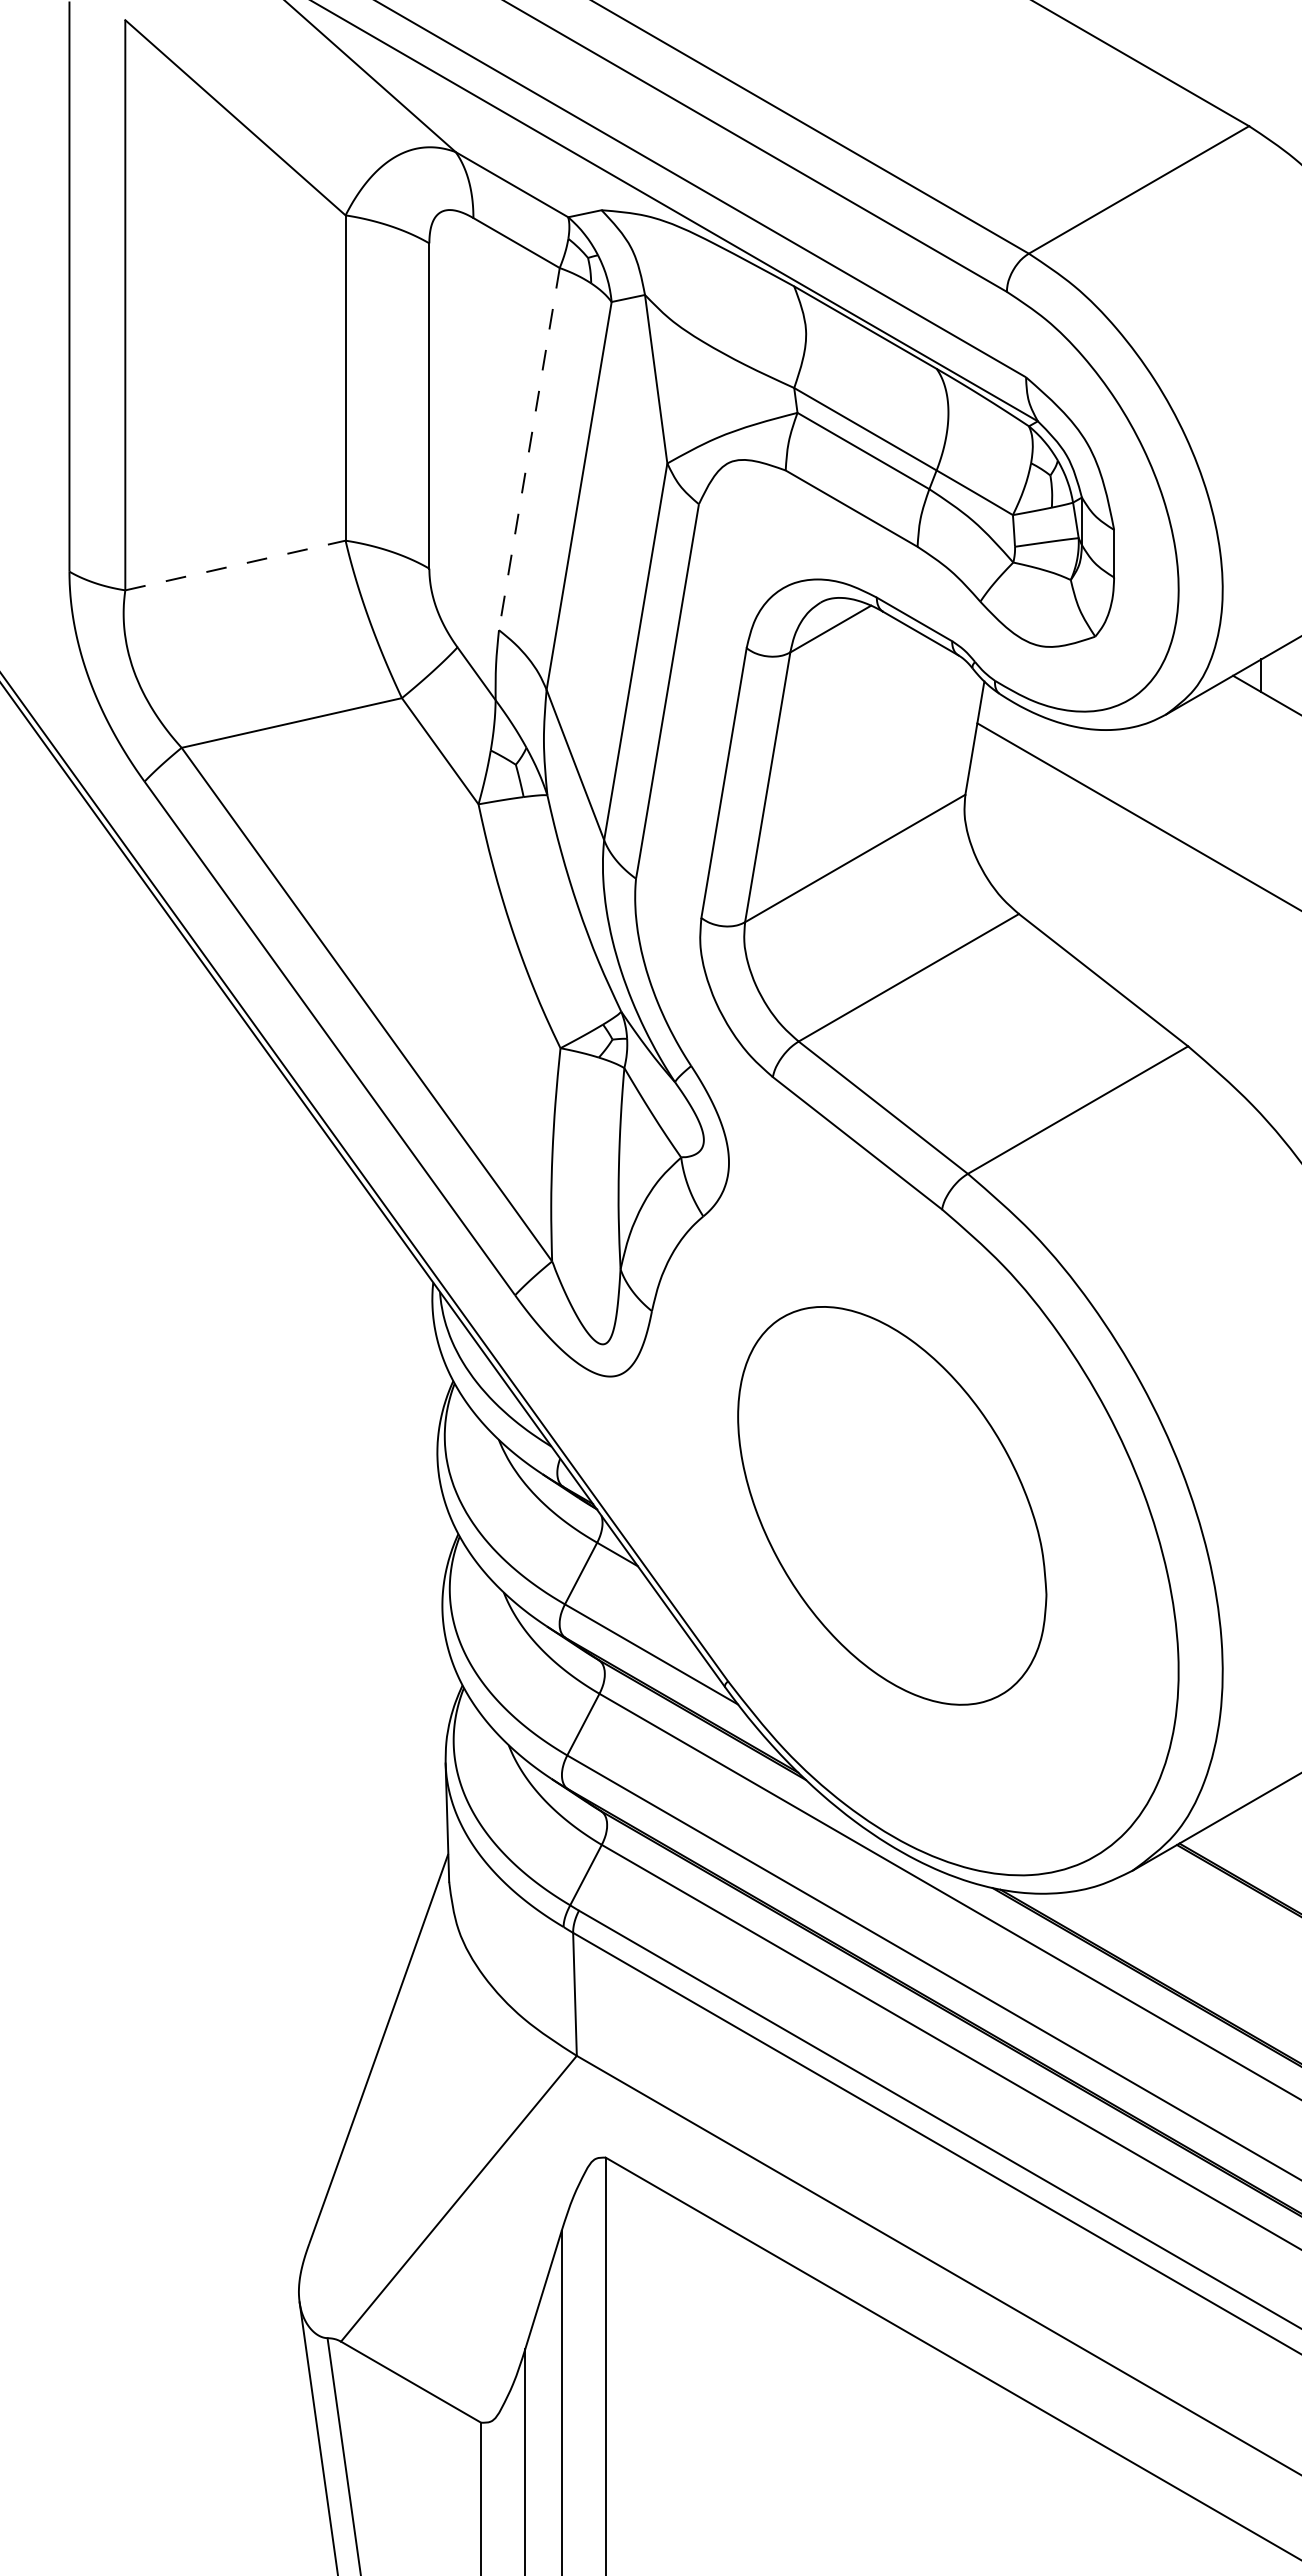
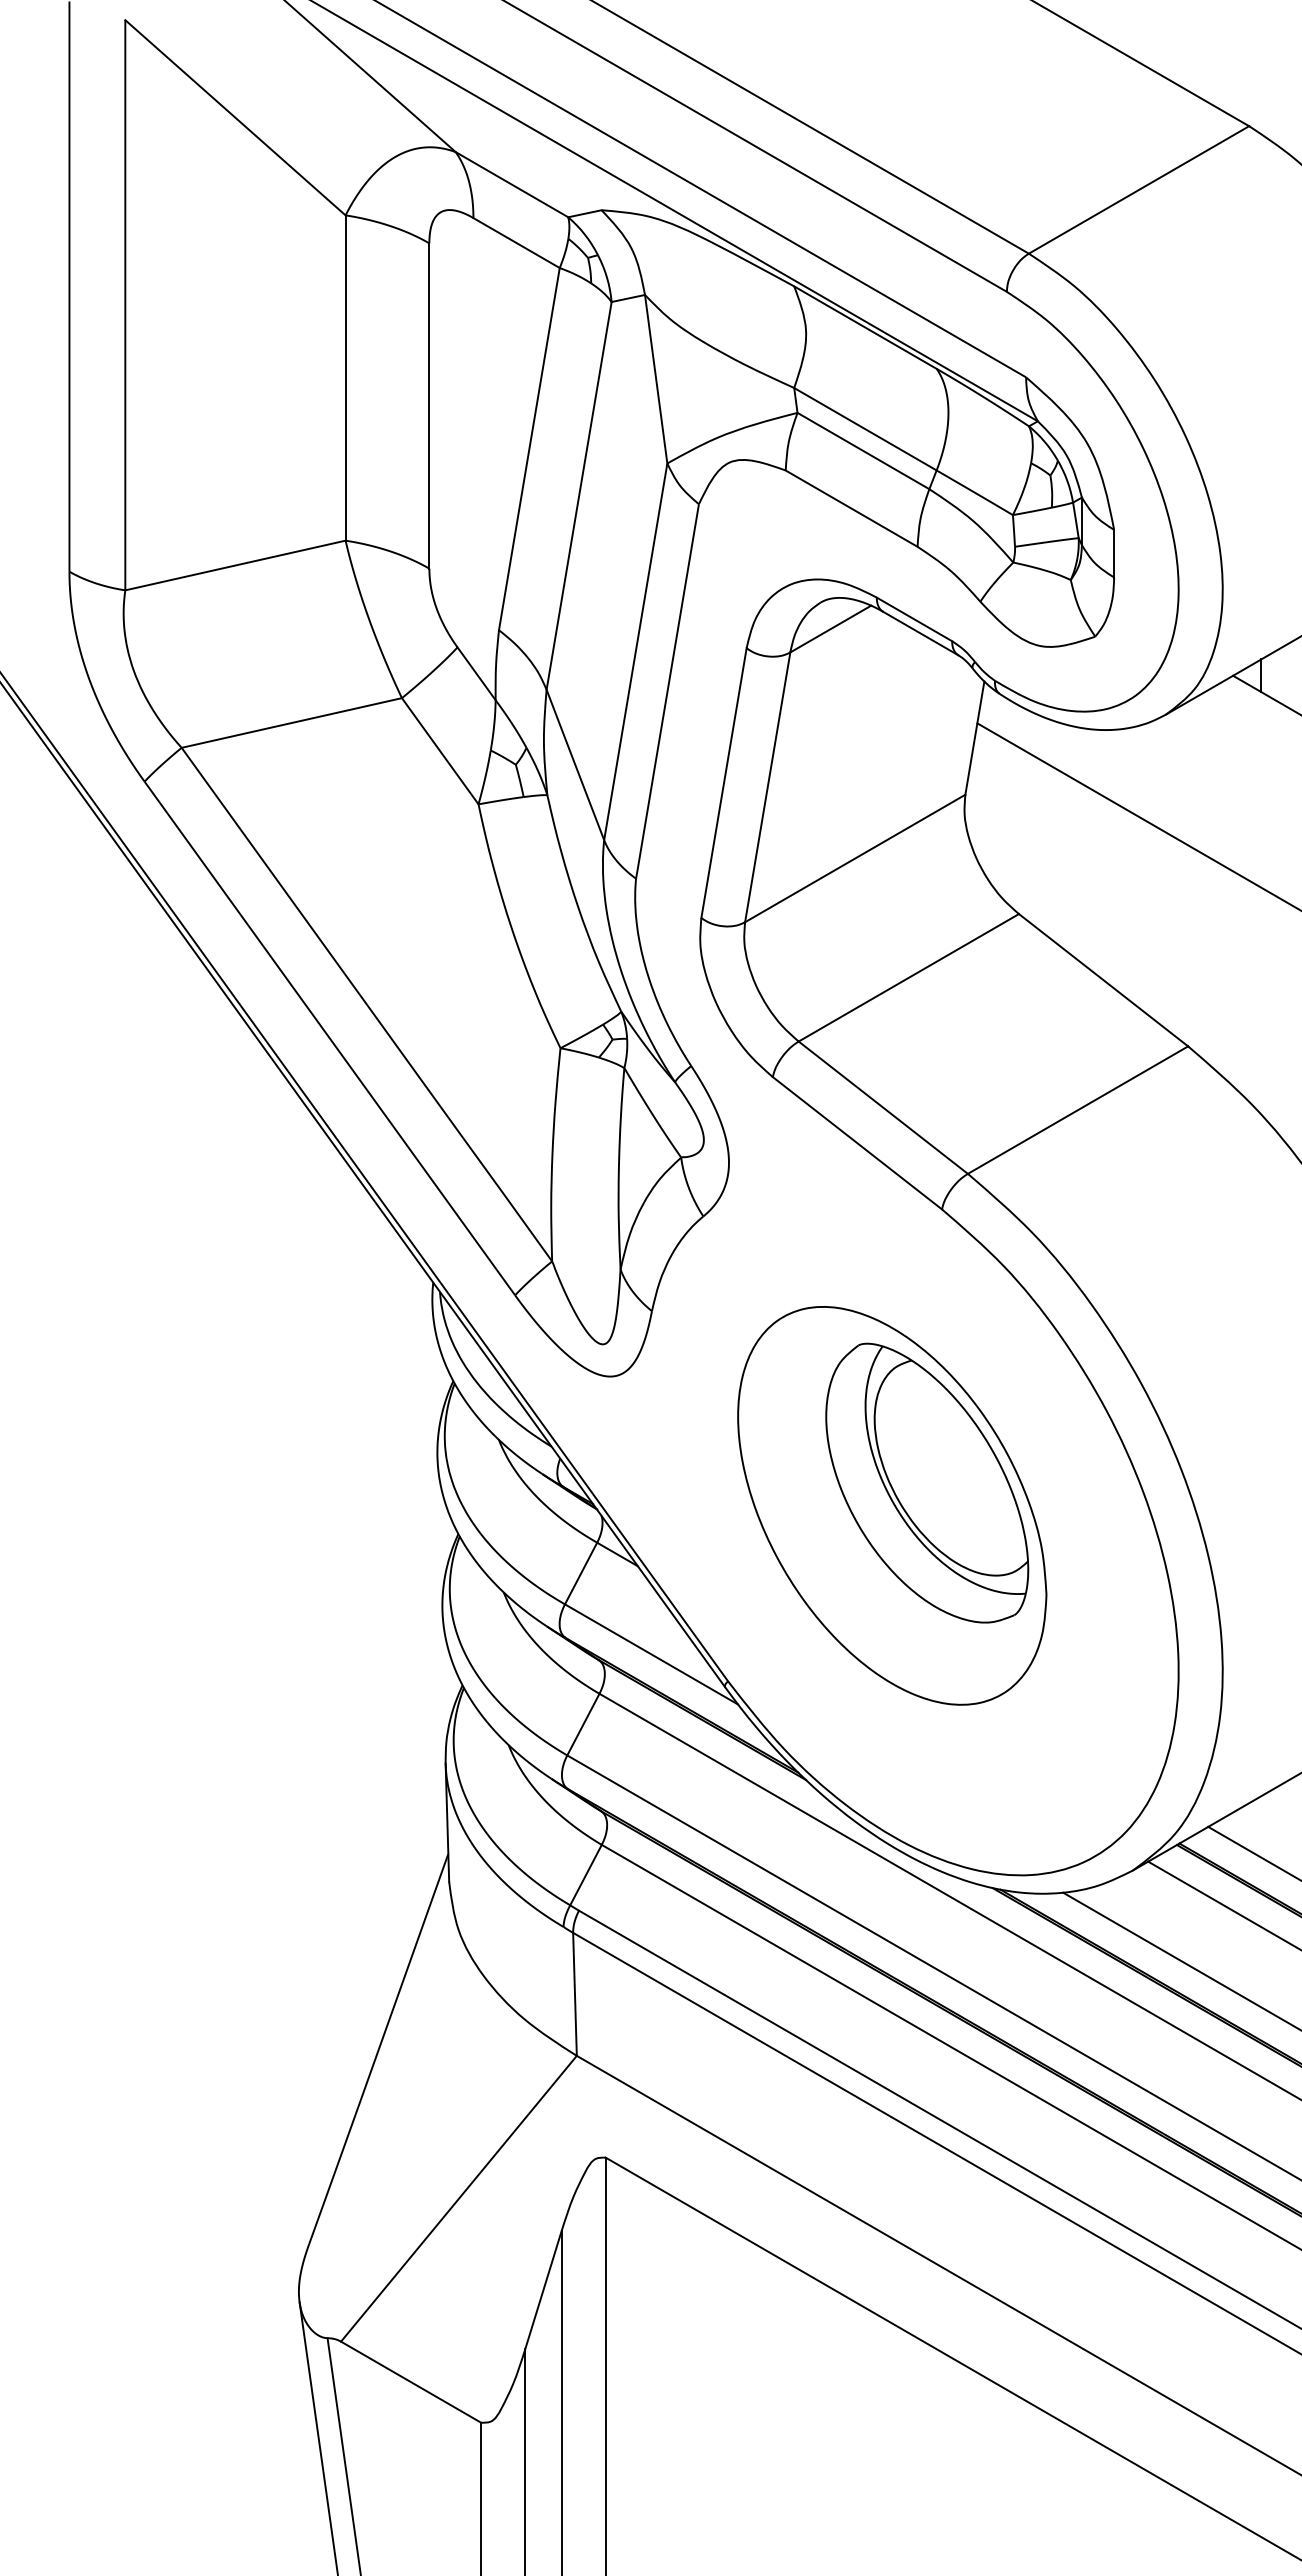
line: dashed -> solid (529, 449)
line: dashed -> solid (235, 565)
part: none -> present (927, 1482)
line: none -> present (1253, 1852)
line: none -> present (1223, 1904)
line: none -> present (1180, 1960)
